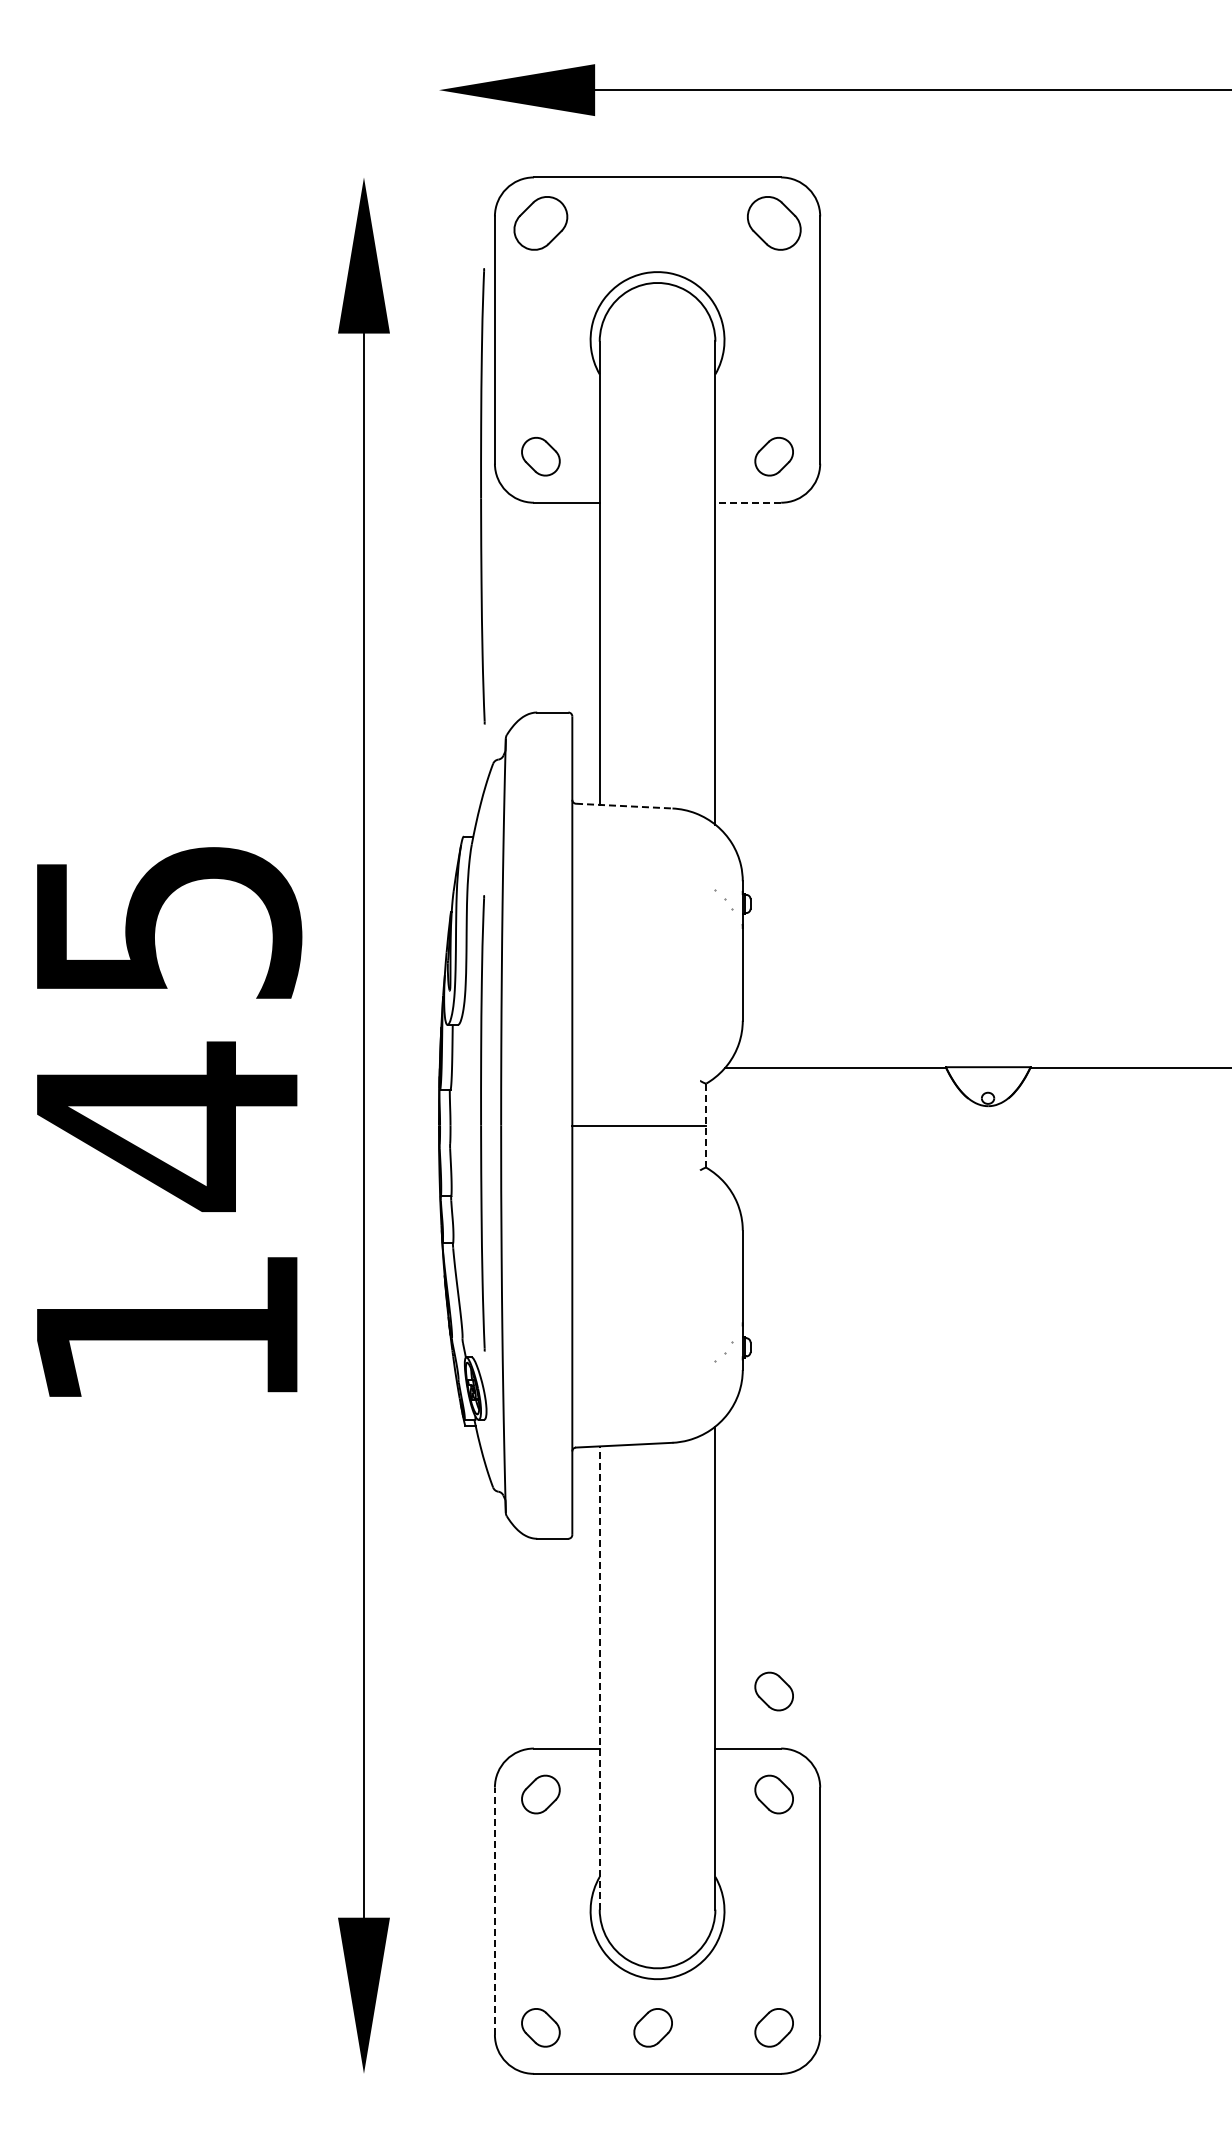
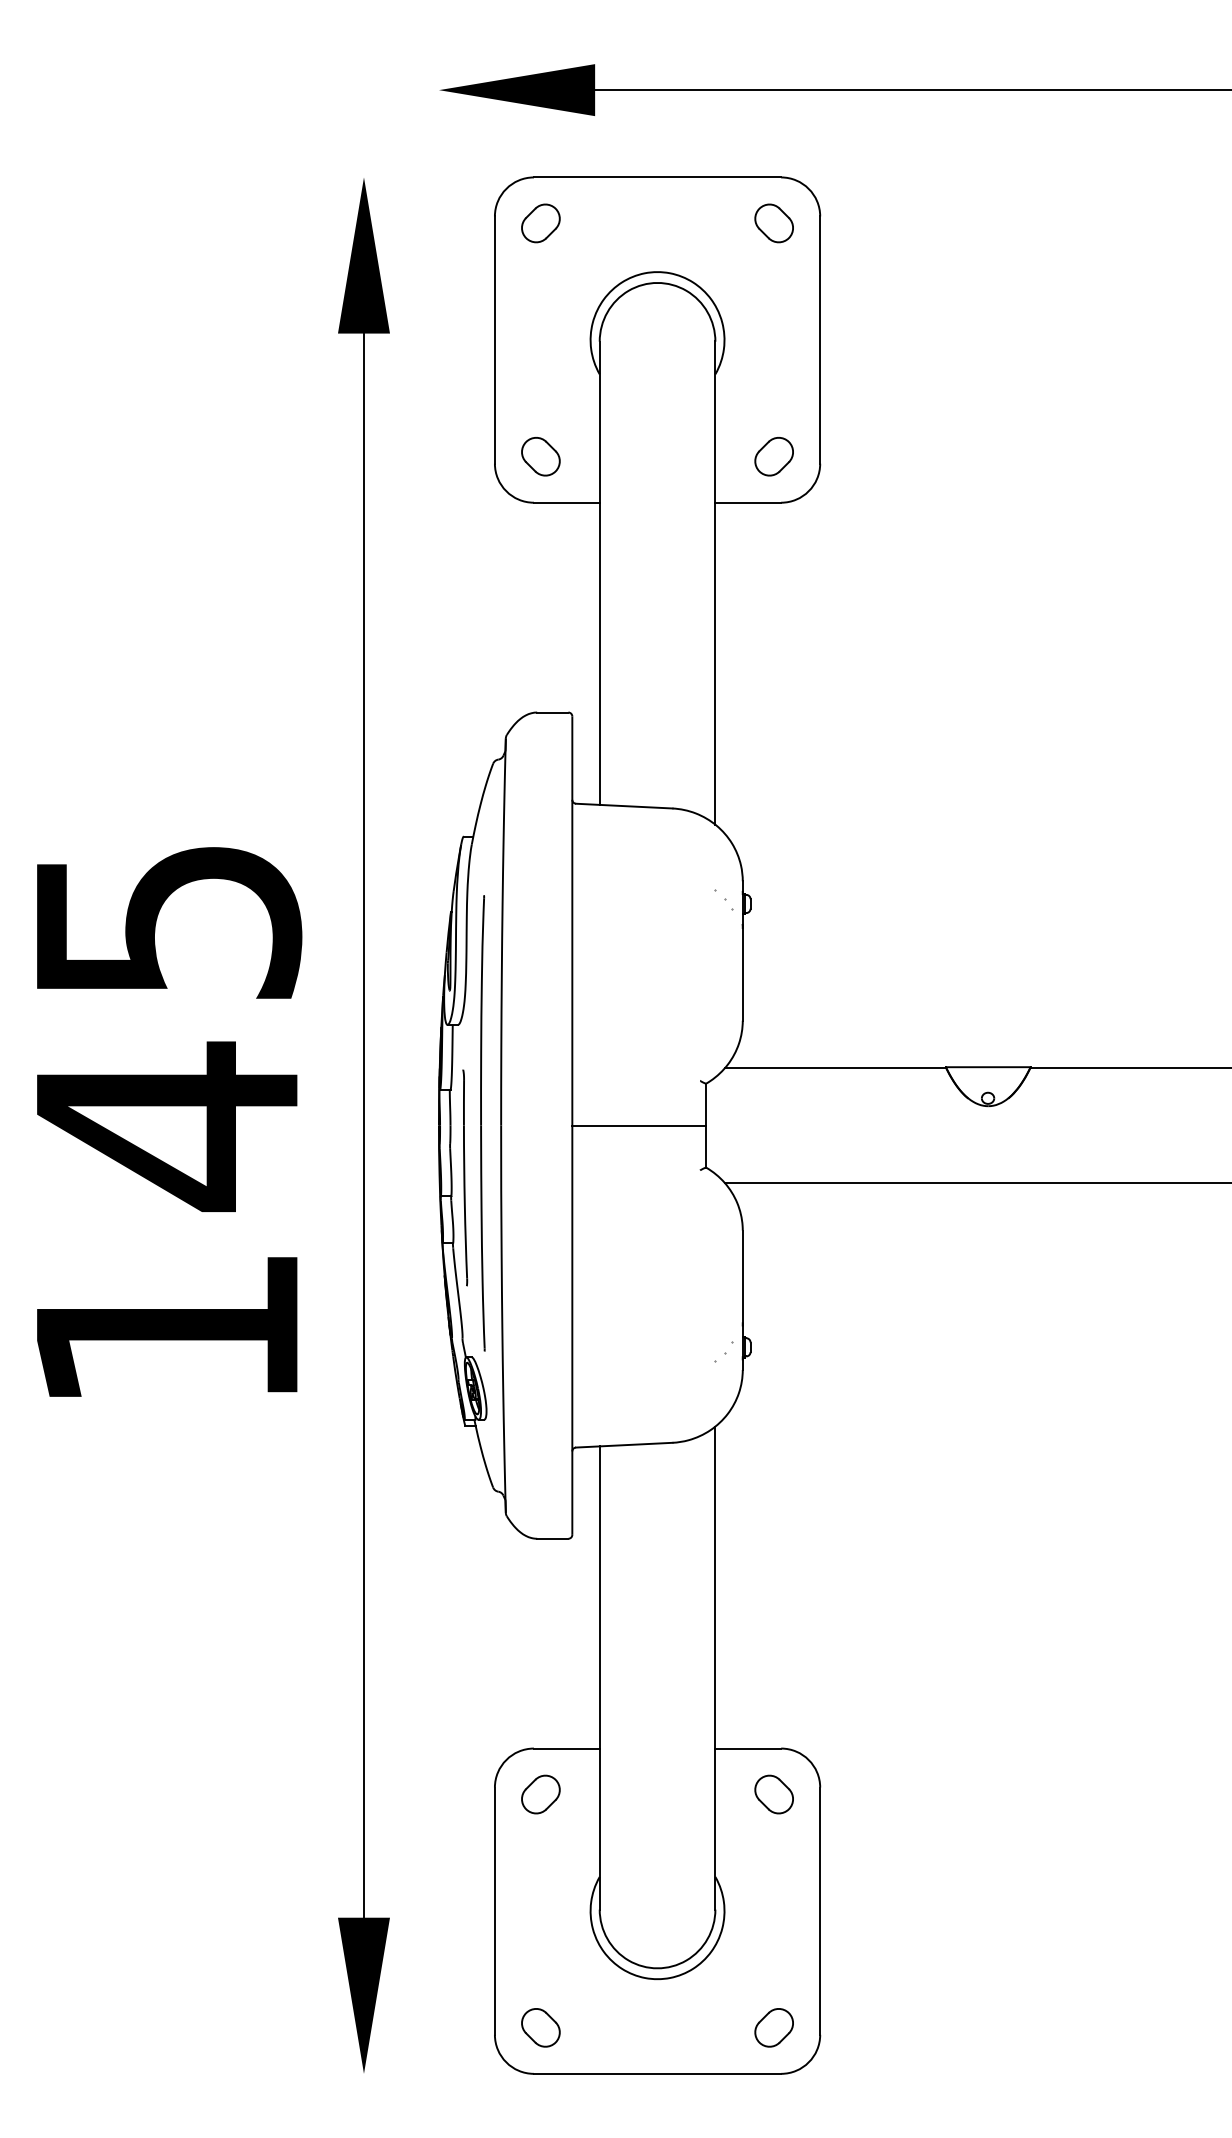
part size: 56x55 px -> 40x41 px (540, 223)
part size: 55x55 px -> 40x41 px (773, 223)
part: present -> none (482, 496)
line: dashed -> solid (748, 502)
line: dashed -> solid (624, 806)
line: dashed -> solid (706, 1125)
part: none -> present (465, 1177)
line: none -> present (976, 1183)
line: dashed -> solid (599, 1678)
part: present -> none (773, 1691)
line: dashed -> solid (494, 1911)
part: present -> none (652, 2027)
